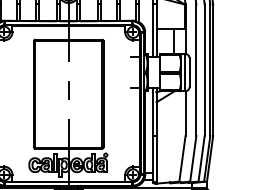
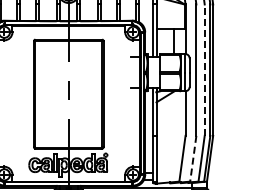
line: solid -> dashed (204, 70)
line: solid -> dashed (193, 159)
